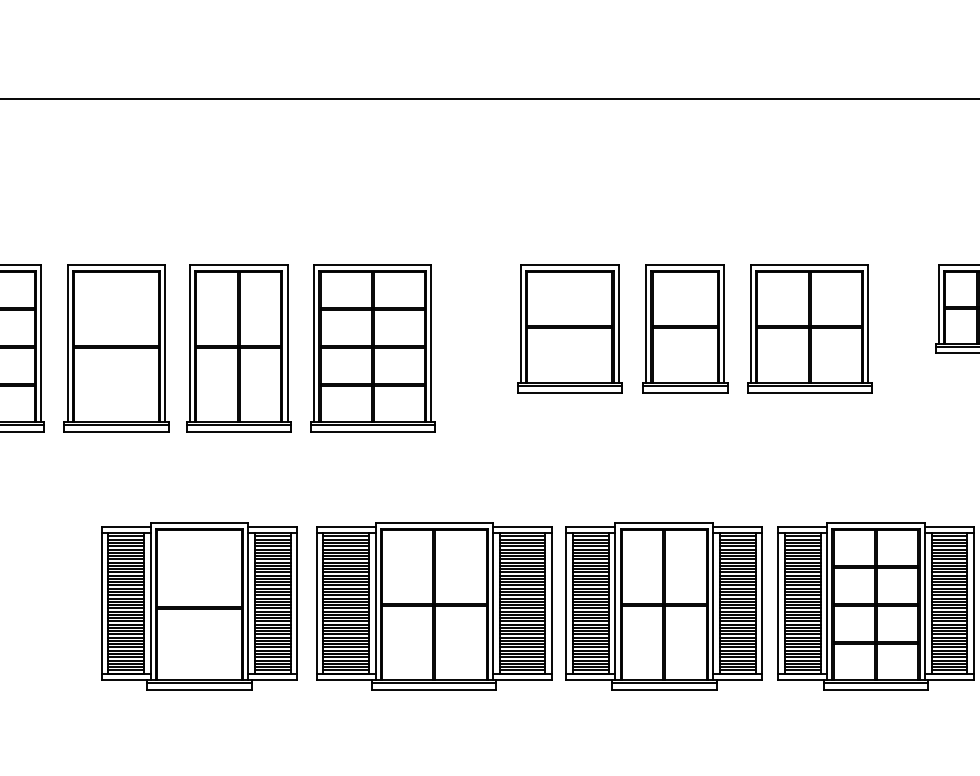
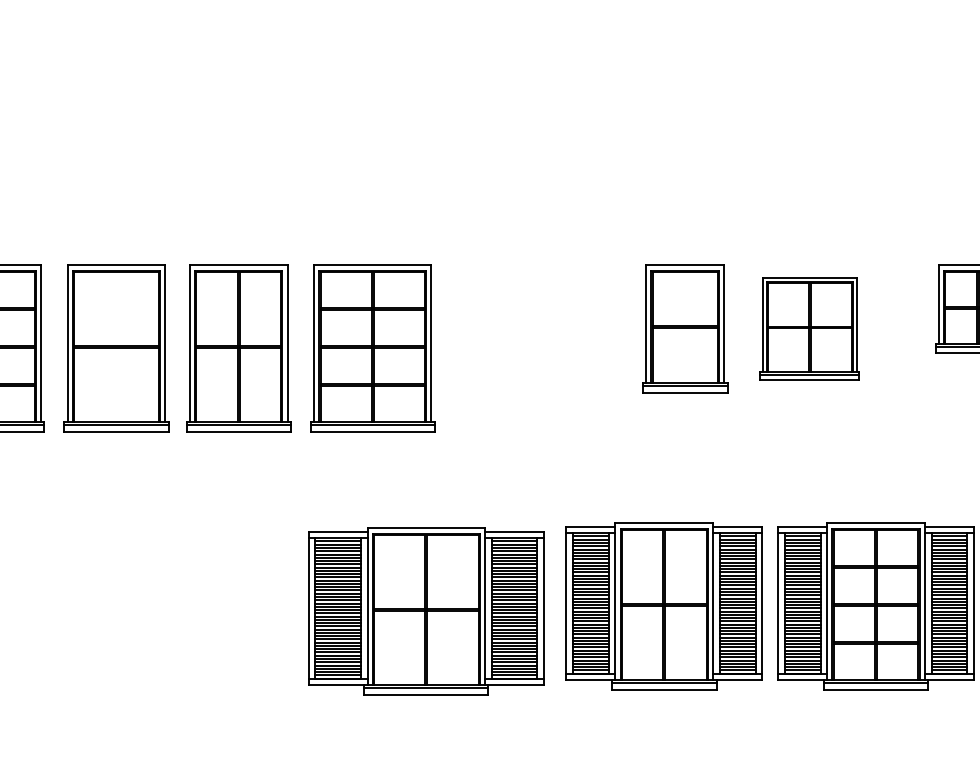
line: present -> none (489, 99)
part: present -> none (569, 328)
part size: 126x130 px -> 101x104 px (809, 328)
part: present -> none (199, 606)
part position: (434, 606) -> (426, 611) (426, 611)
